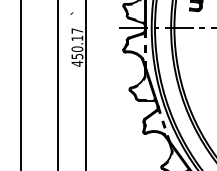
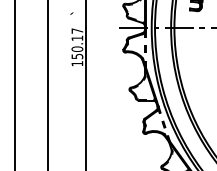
text: 450.17 -> 150.17 (77, 63)
line position: (20, 84) -> (14, 84) (14, 84)
line position: (57, 84) -> (47, 84) (47, 84)
